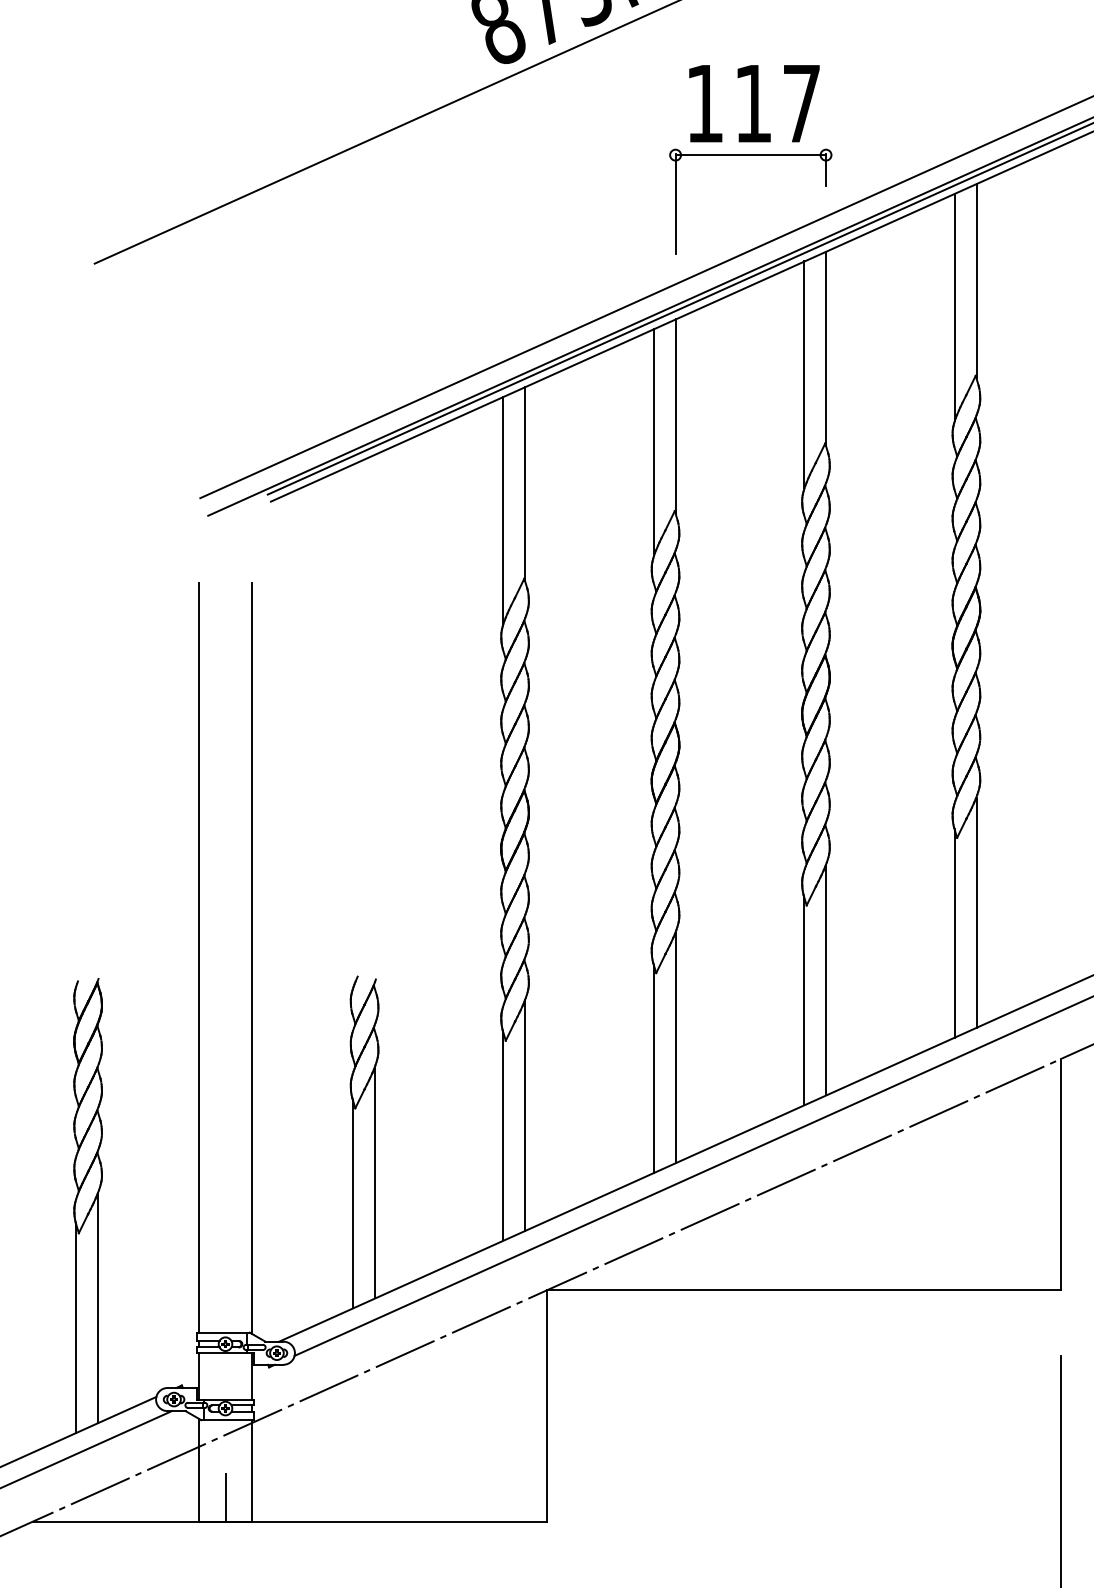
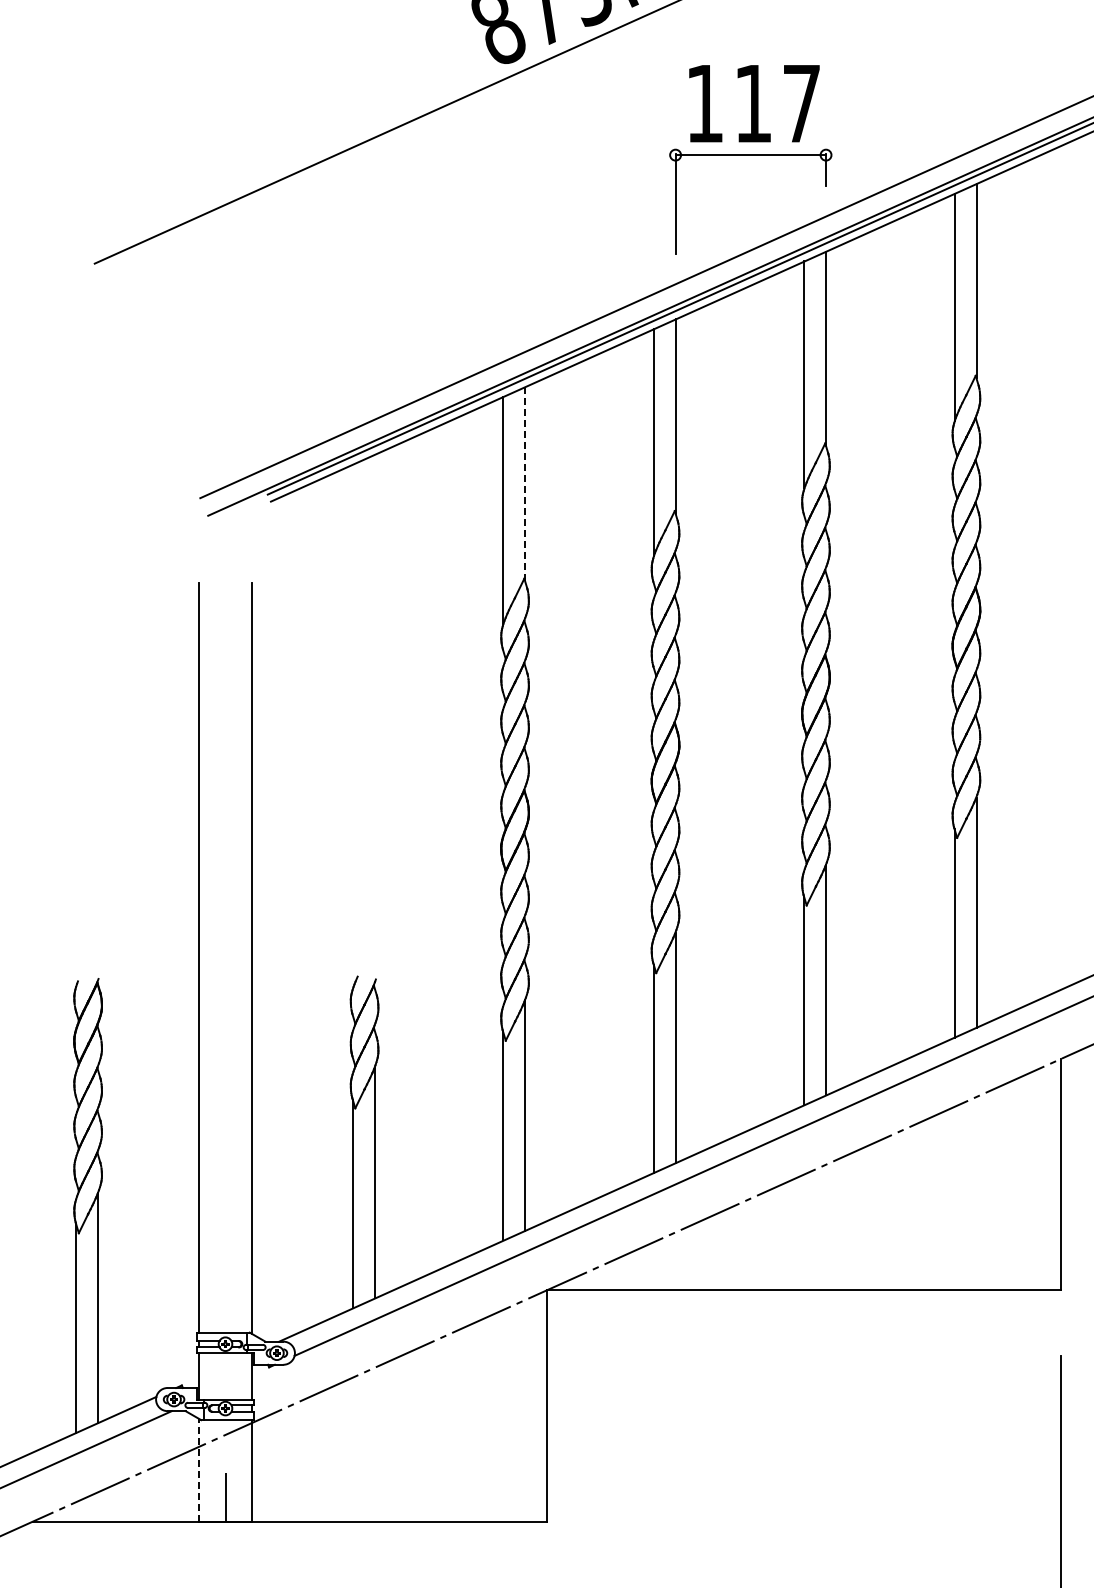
line: solid -> dashed (525, 483)
line: solid -> dashed (199, 1469)
